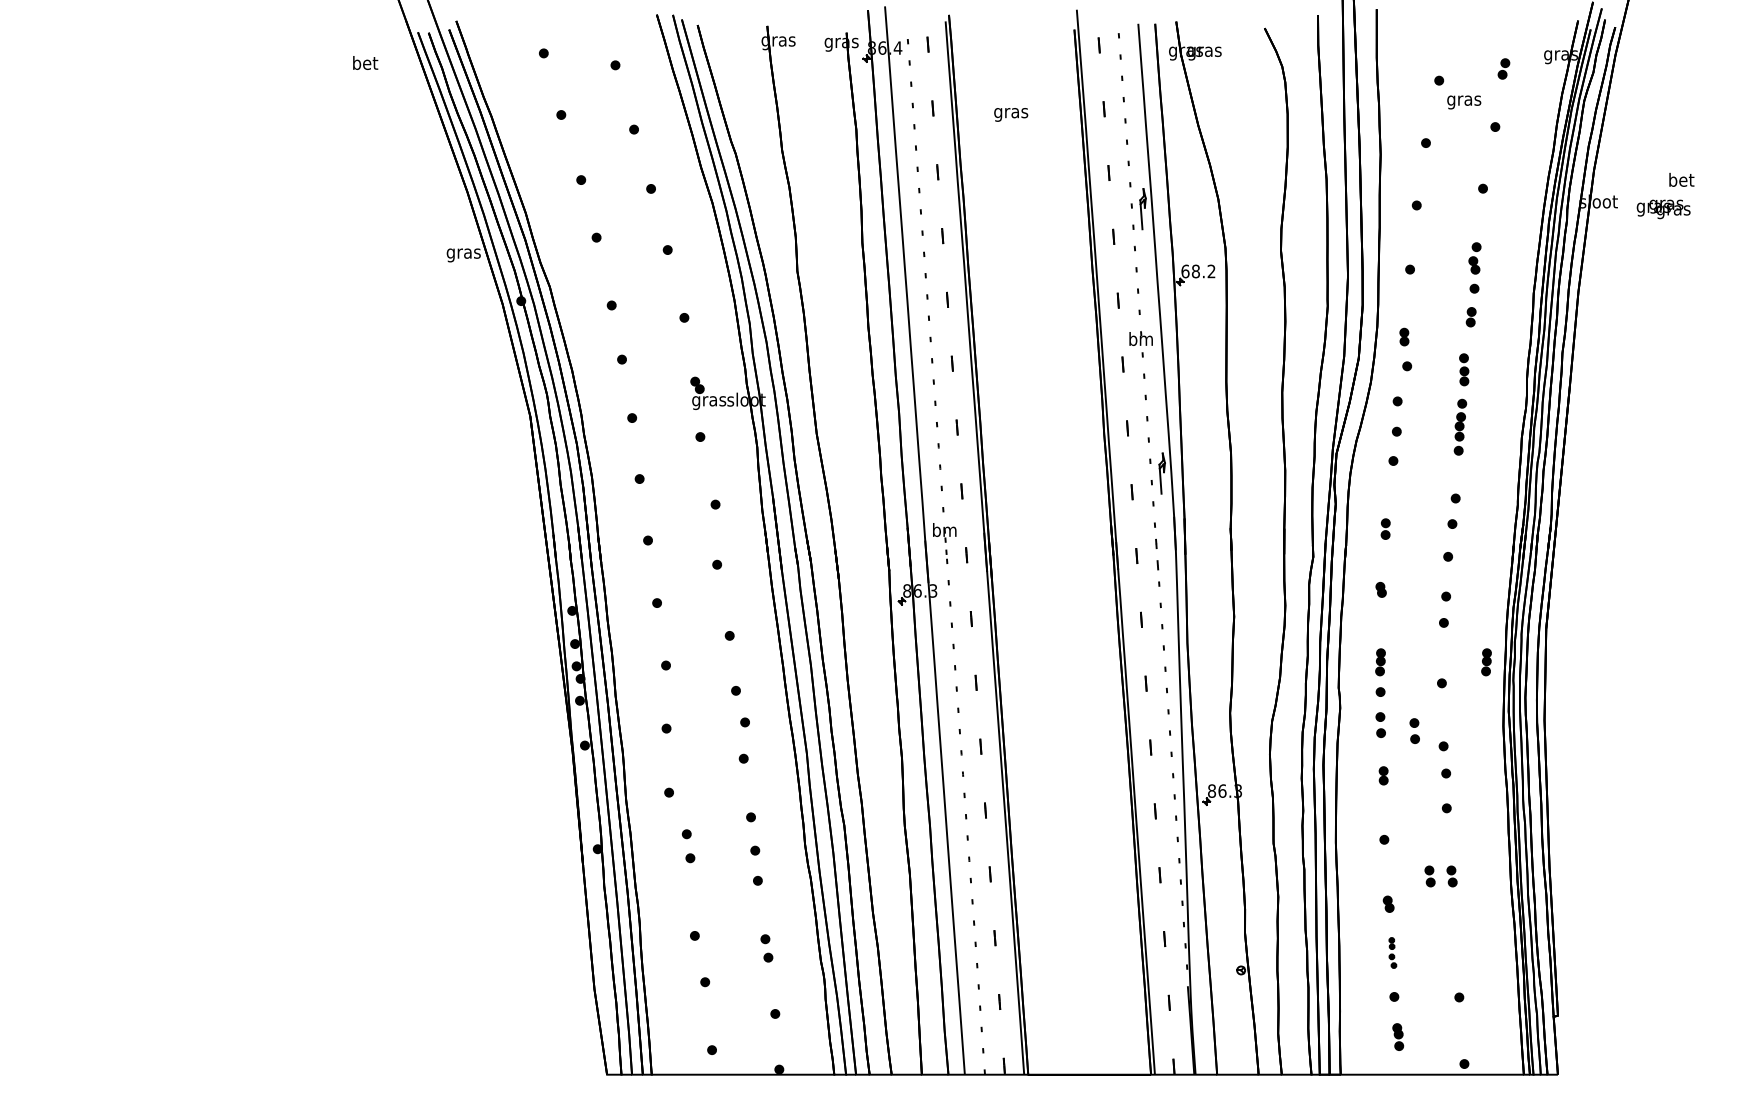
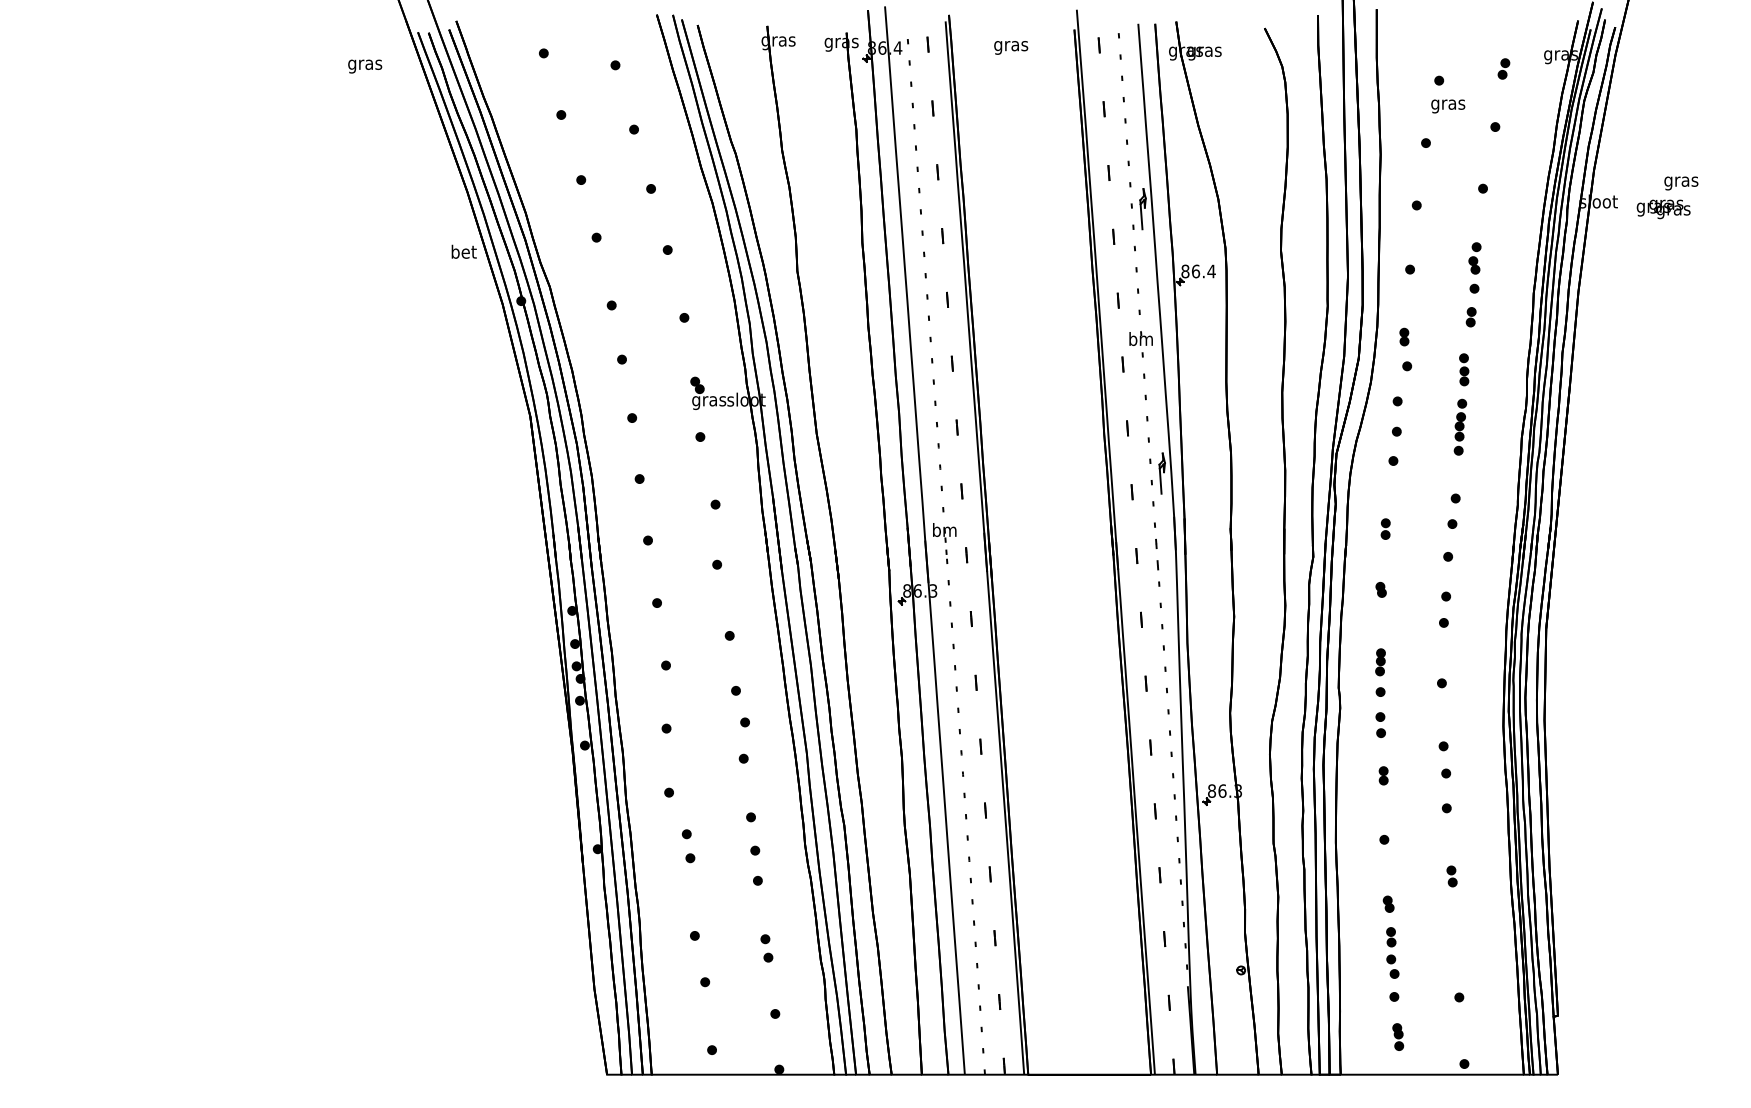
text: bet -> gras (365, 64)
text position: (1464, 102) -> (1448, 106) (1448, 106)
text position: (1011, 114) -> (1011, 47) (1011, 47)
text: bet -> gras (1681, 181)
text: gras -> bet (463, 253)
text: 68.2 -> 86.4 (1198, 271)
part: present -> none (1486, 662)
part: present -> none (1414, 730)
part: present -> none (1429, 876)
part size: 10x32 px -> 14x52 px (1392, 952)
